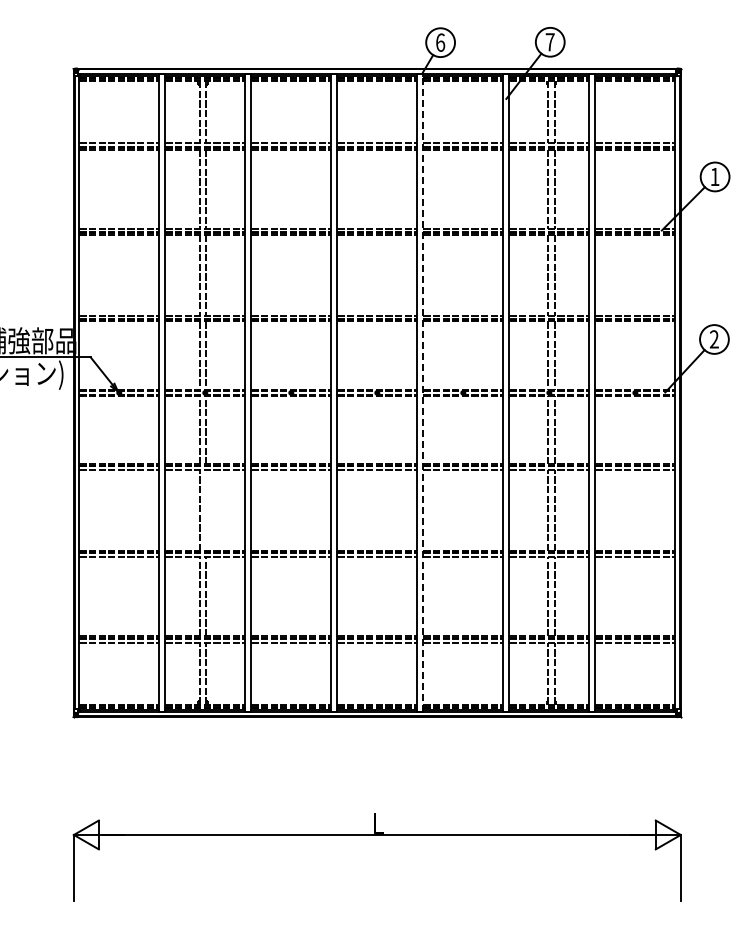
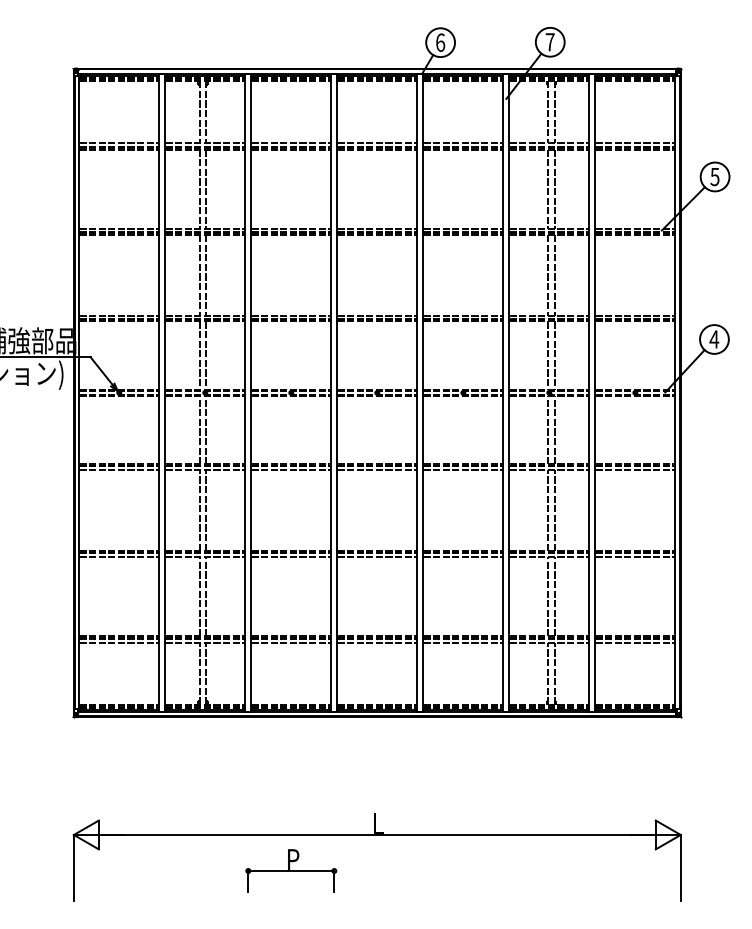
text: 1 -> 5 (714, 177)
text: 2 -> 4 (714, 339)
line: dashed -> solid (423, 392)
line: none -> present (206, 510)
part: none -> present (291, 870)
